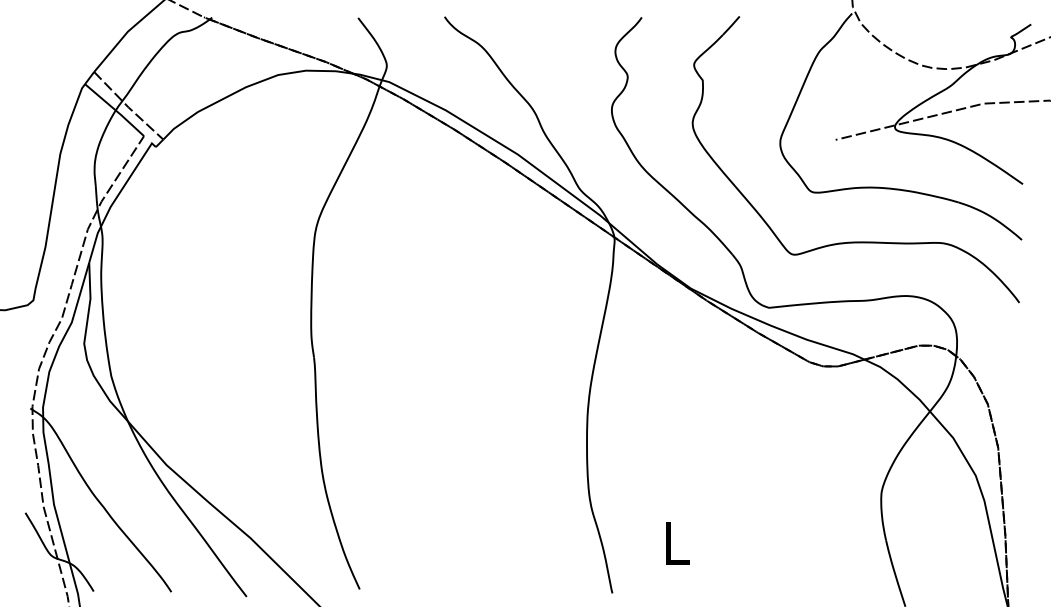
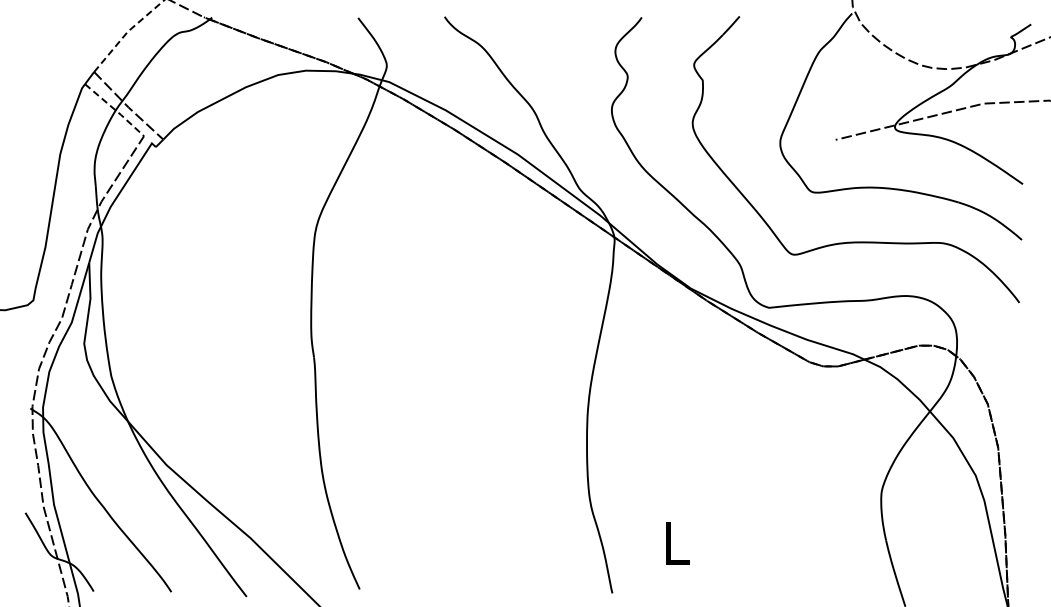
line: solid -> dashed (126, 33)
line: solid -> dashed (115, 110)
